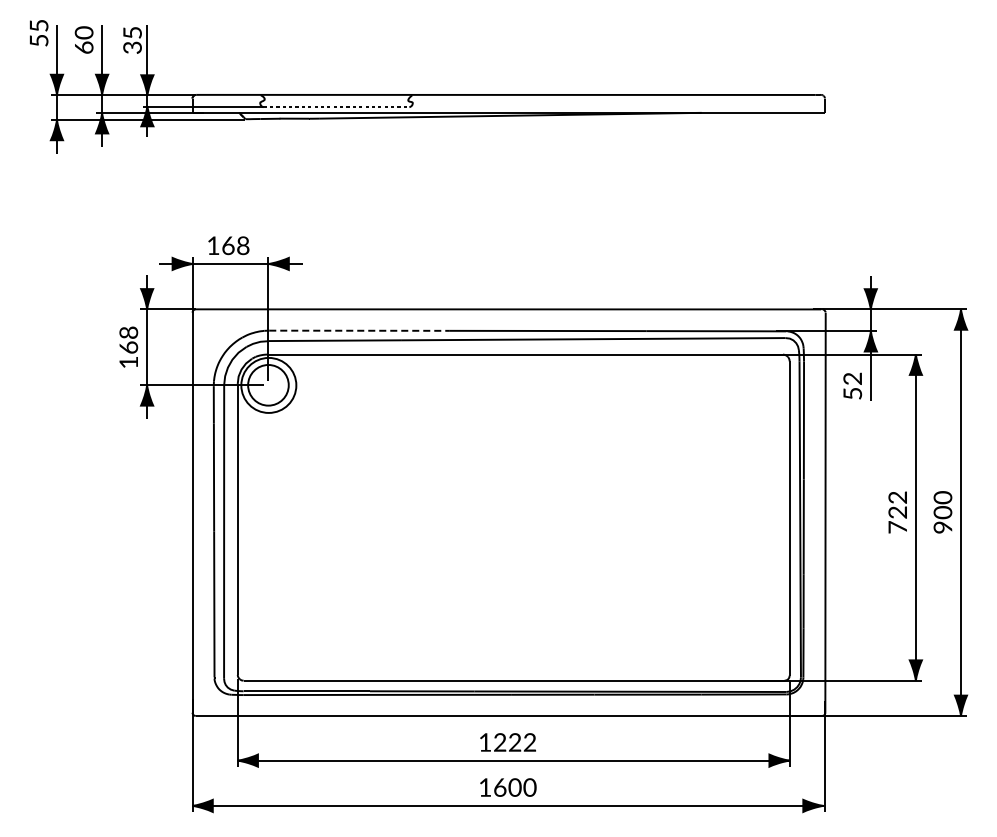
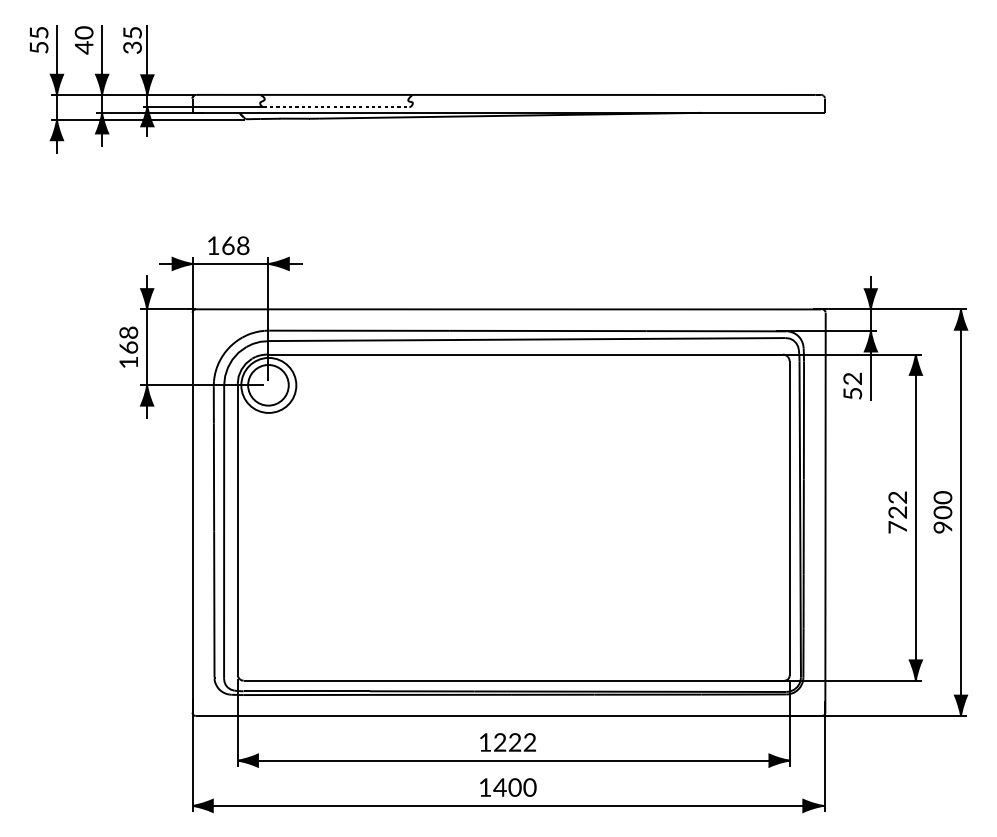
text position: (39, 33) -> (39, 40) (39, 40)
text: 60 -> 40 (84, 47)
line: dashed -> solid (359, 330)
text: 1600 -> 1400 (499, 787)
